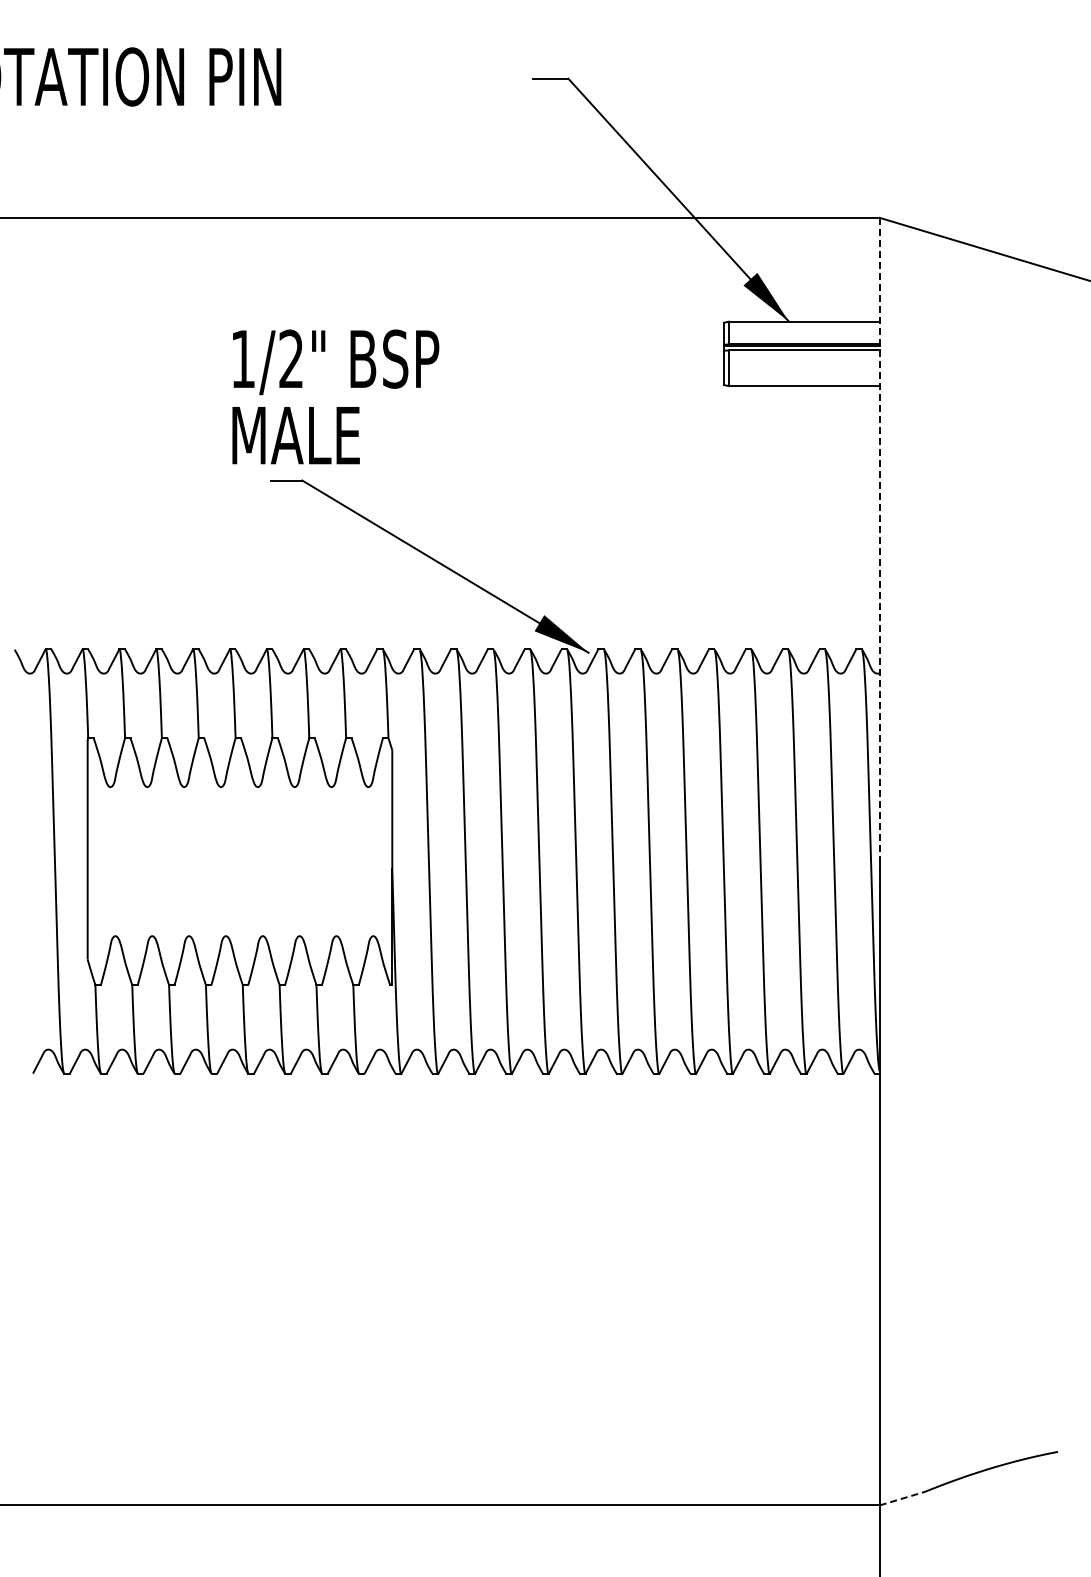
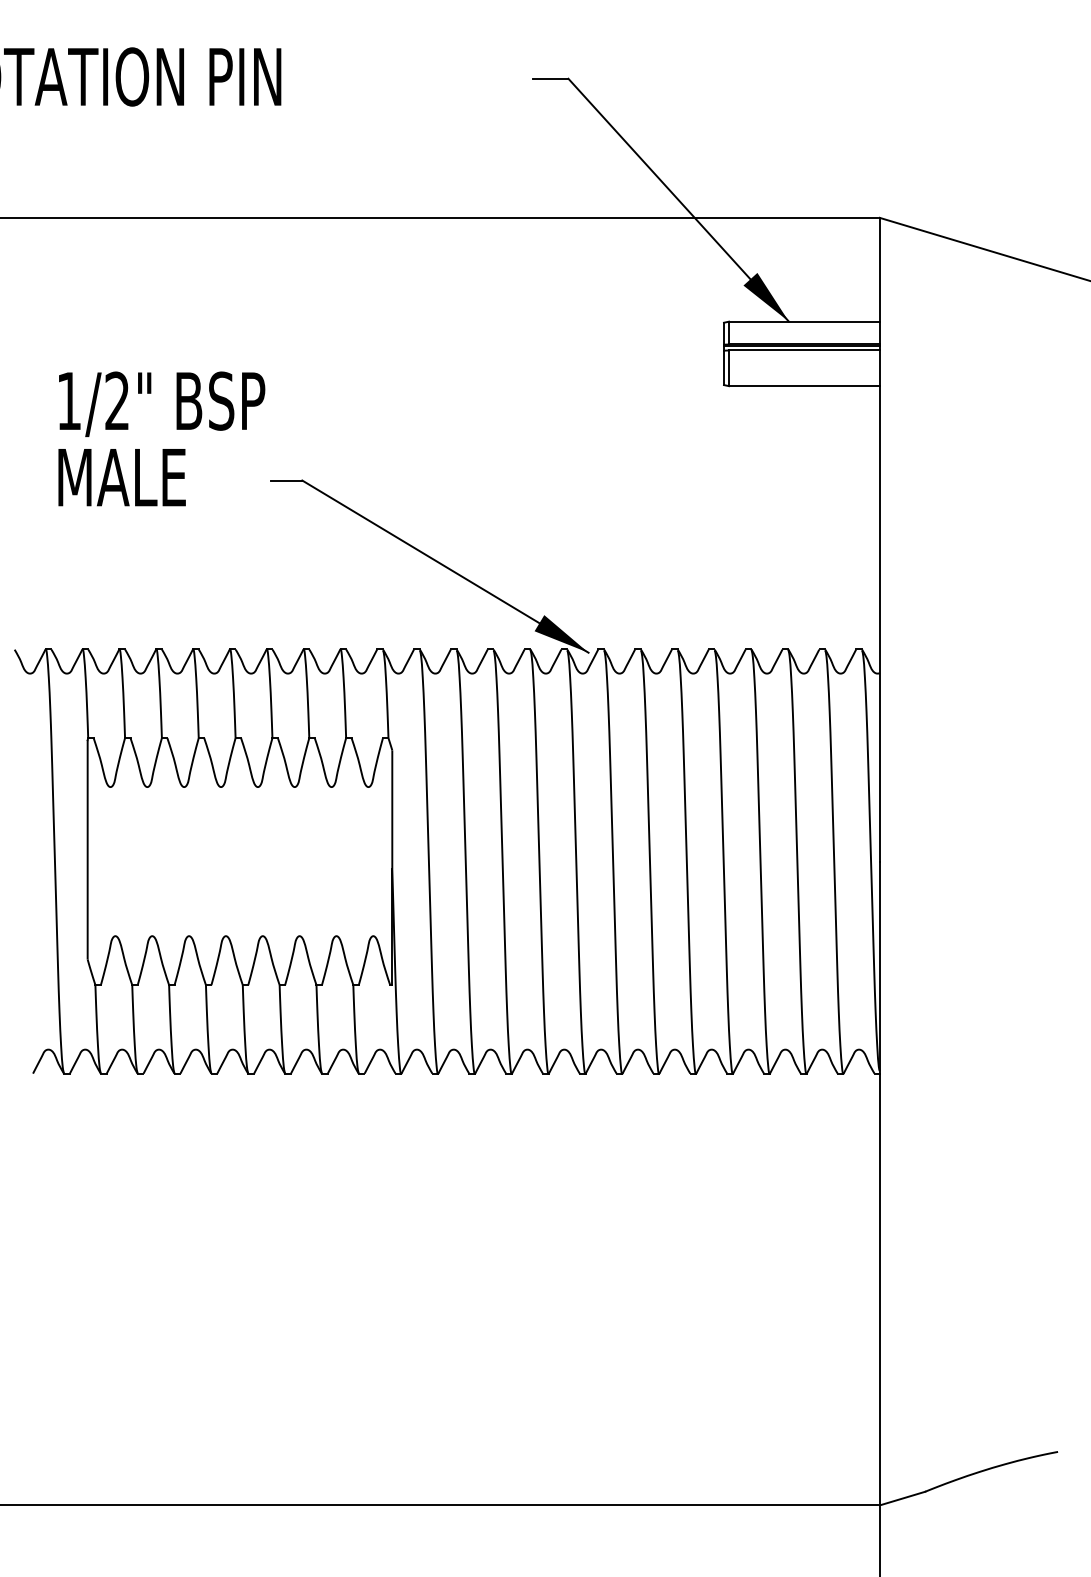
text position: (335, 396) -> (161, 438) (161, 438)
line: dashed -> solid (879, 539)
line: dashed -> solid (902, 1498)
